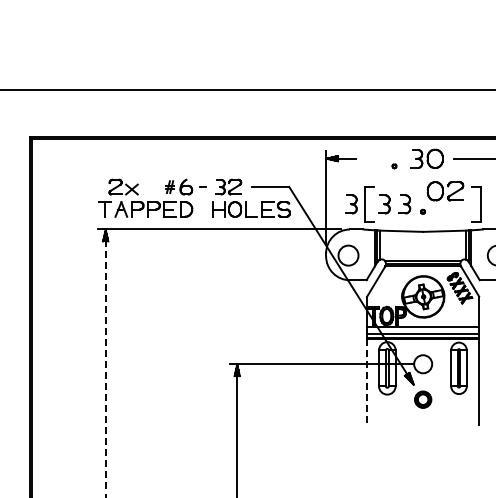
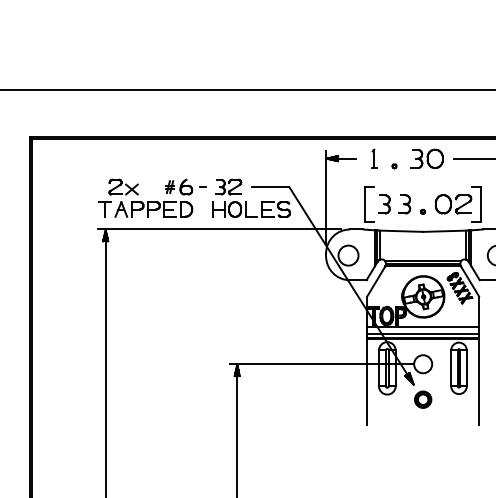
part: none -> present (374, 158)
part position: (445, 191) -> (453, 204) (453, 204)
part: present -> none (351, 204)
line: dashed -> solid (105, 363)
line: dashed -> solid (367, 381)
